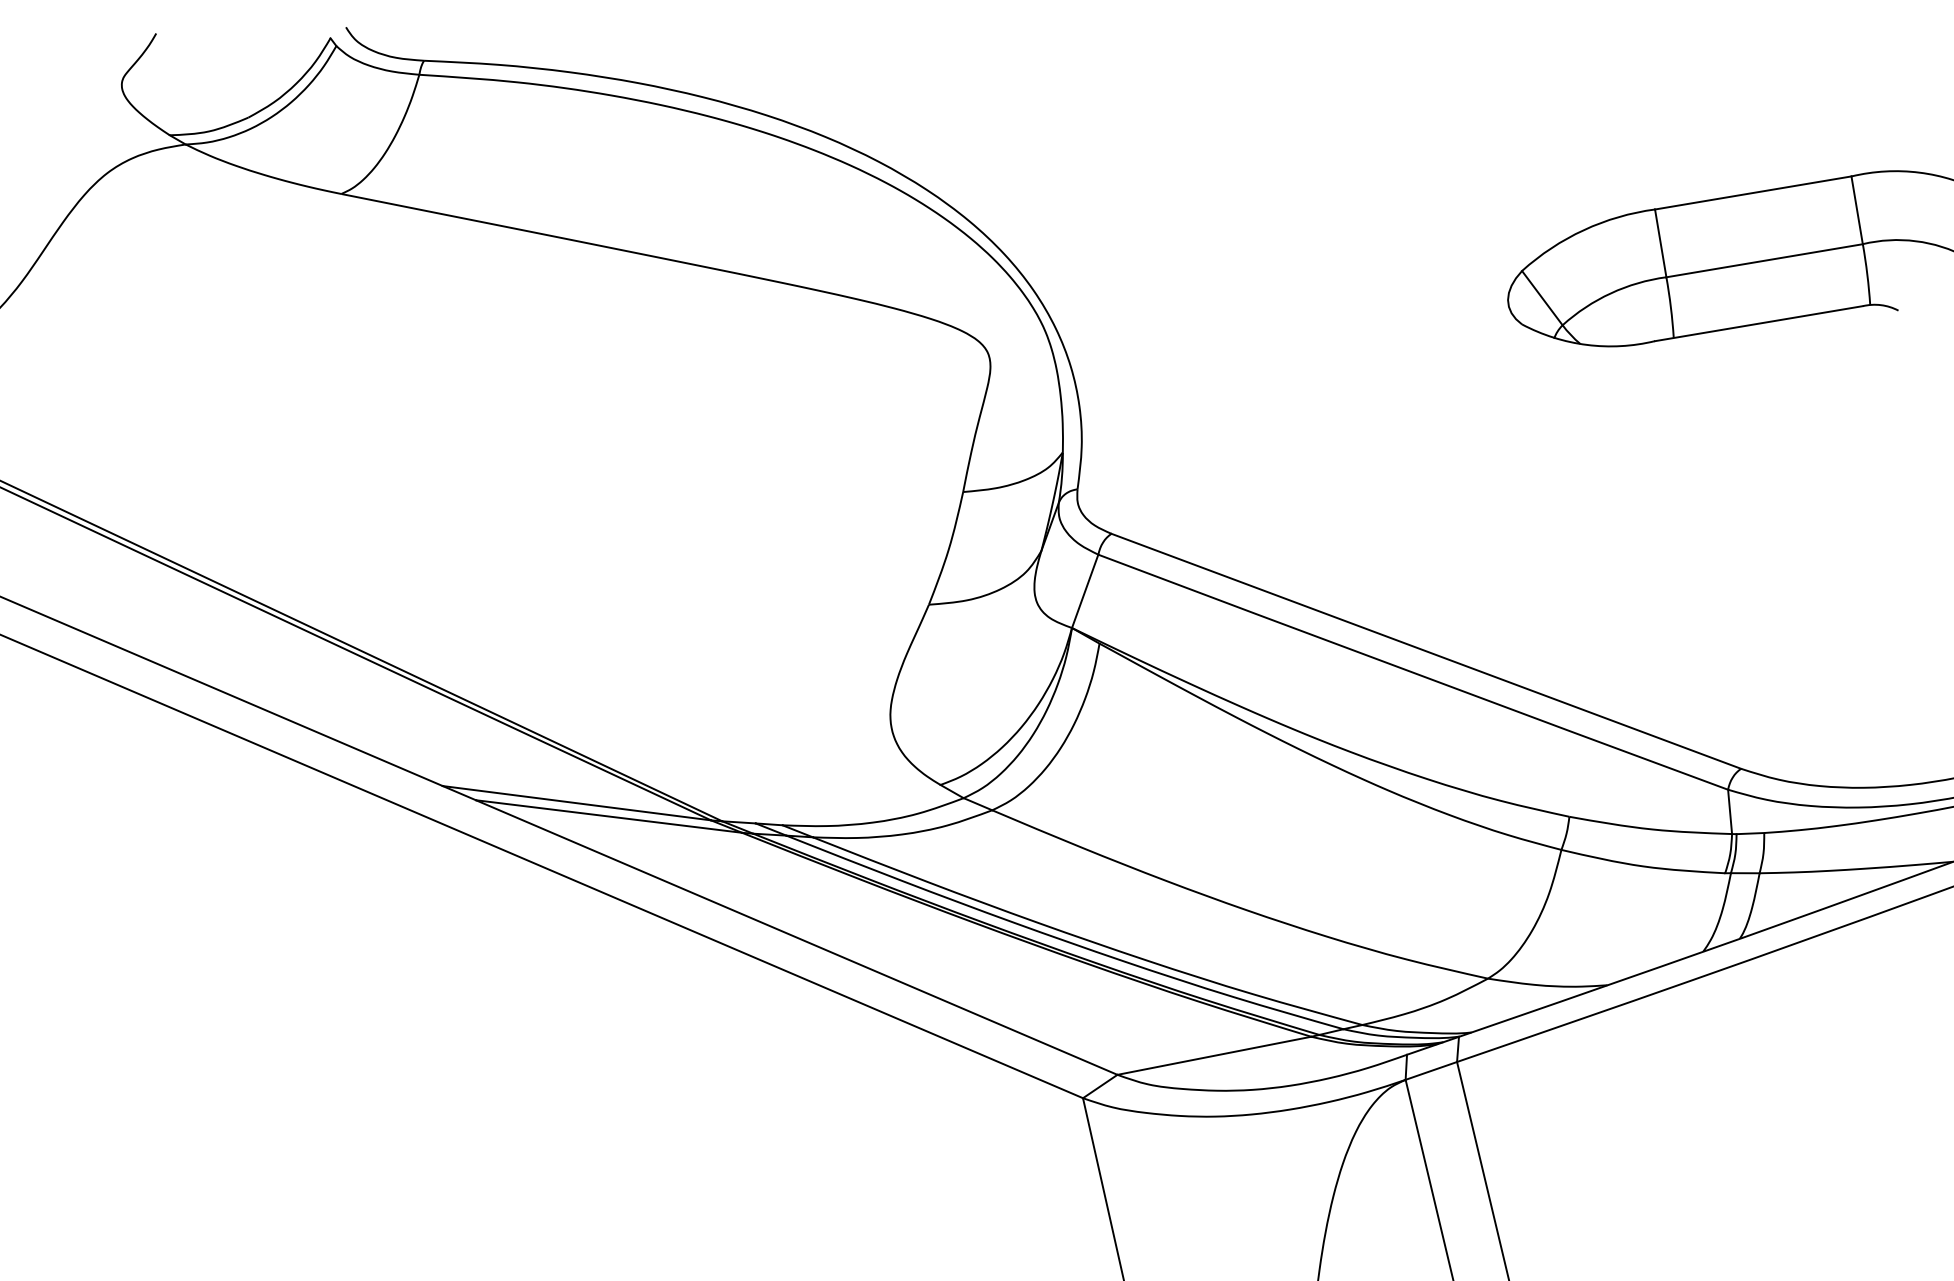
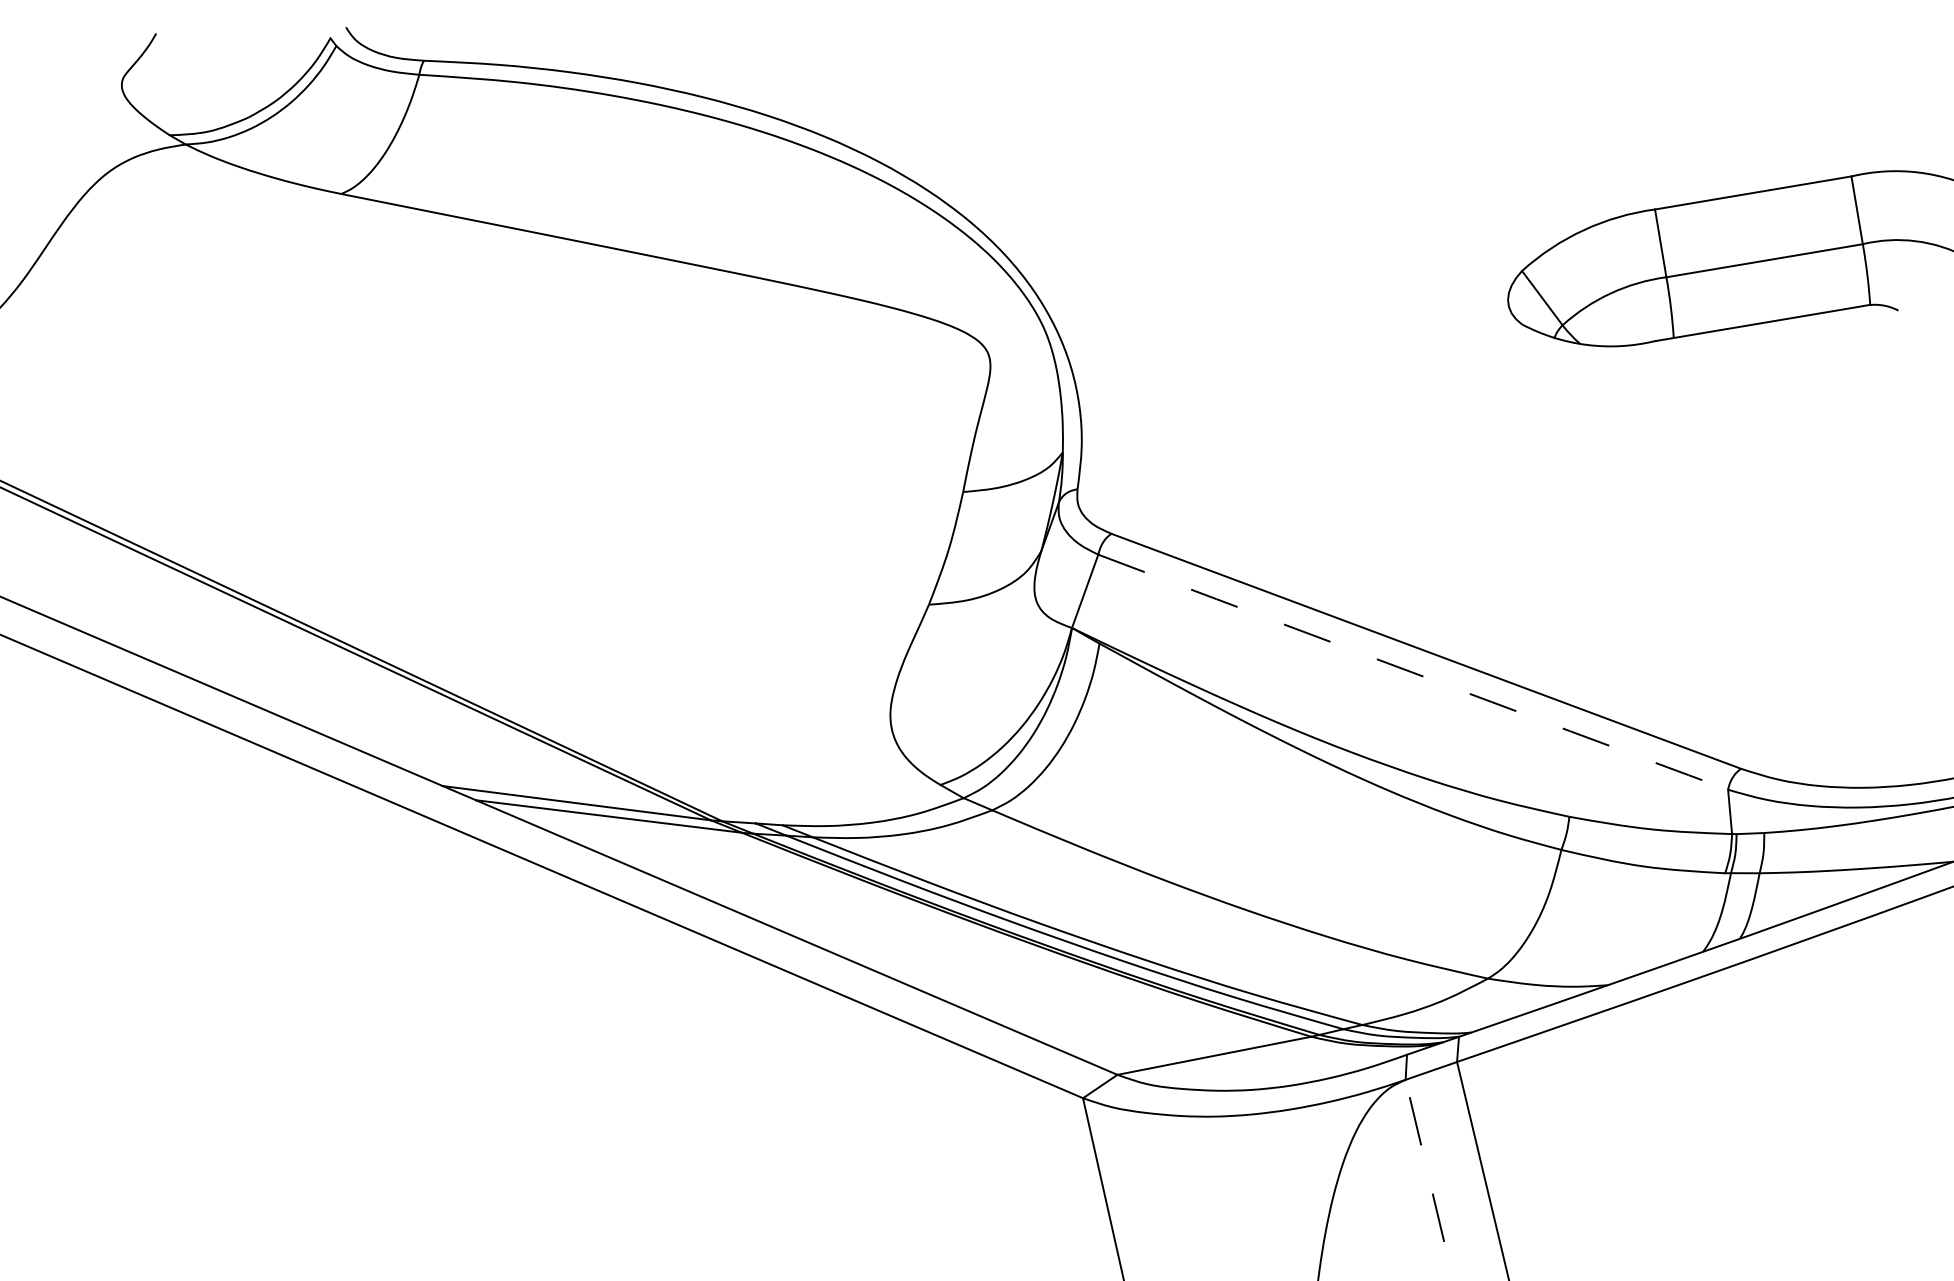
arc: solid -> dashed (1413, 672)
line: solid -> dashed (1429, 1179)
